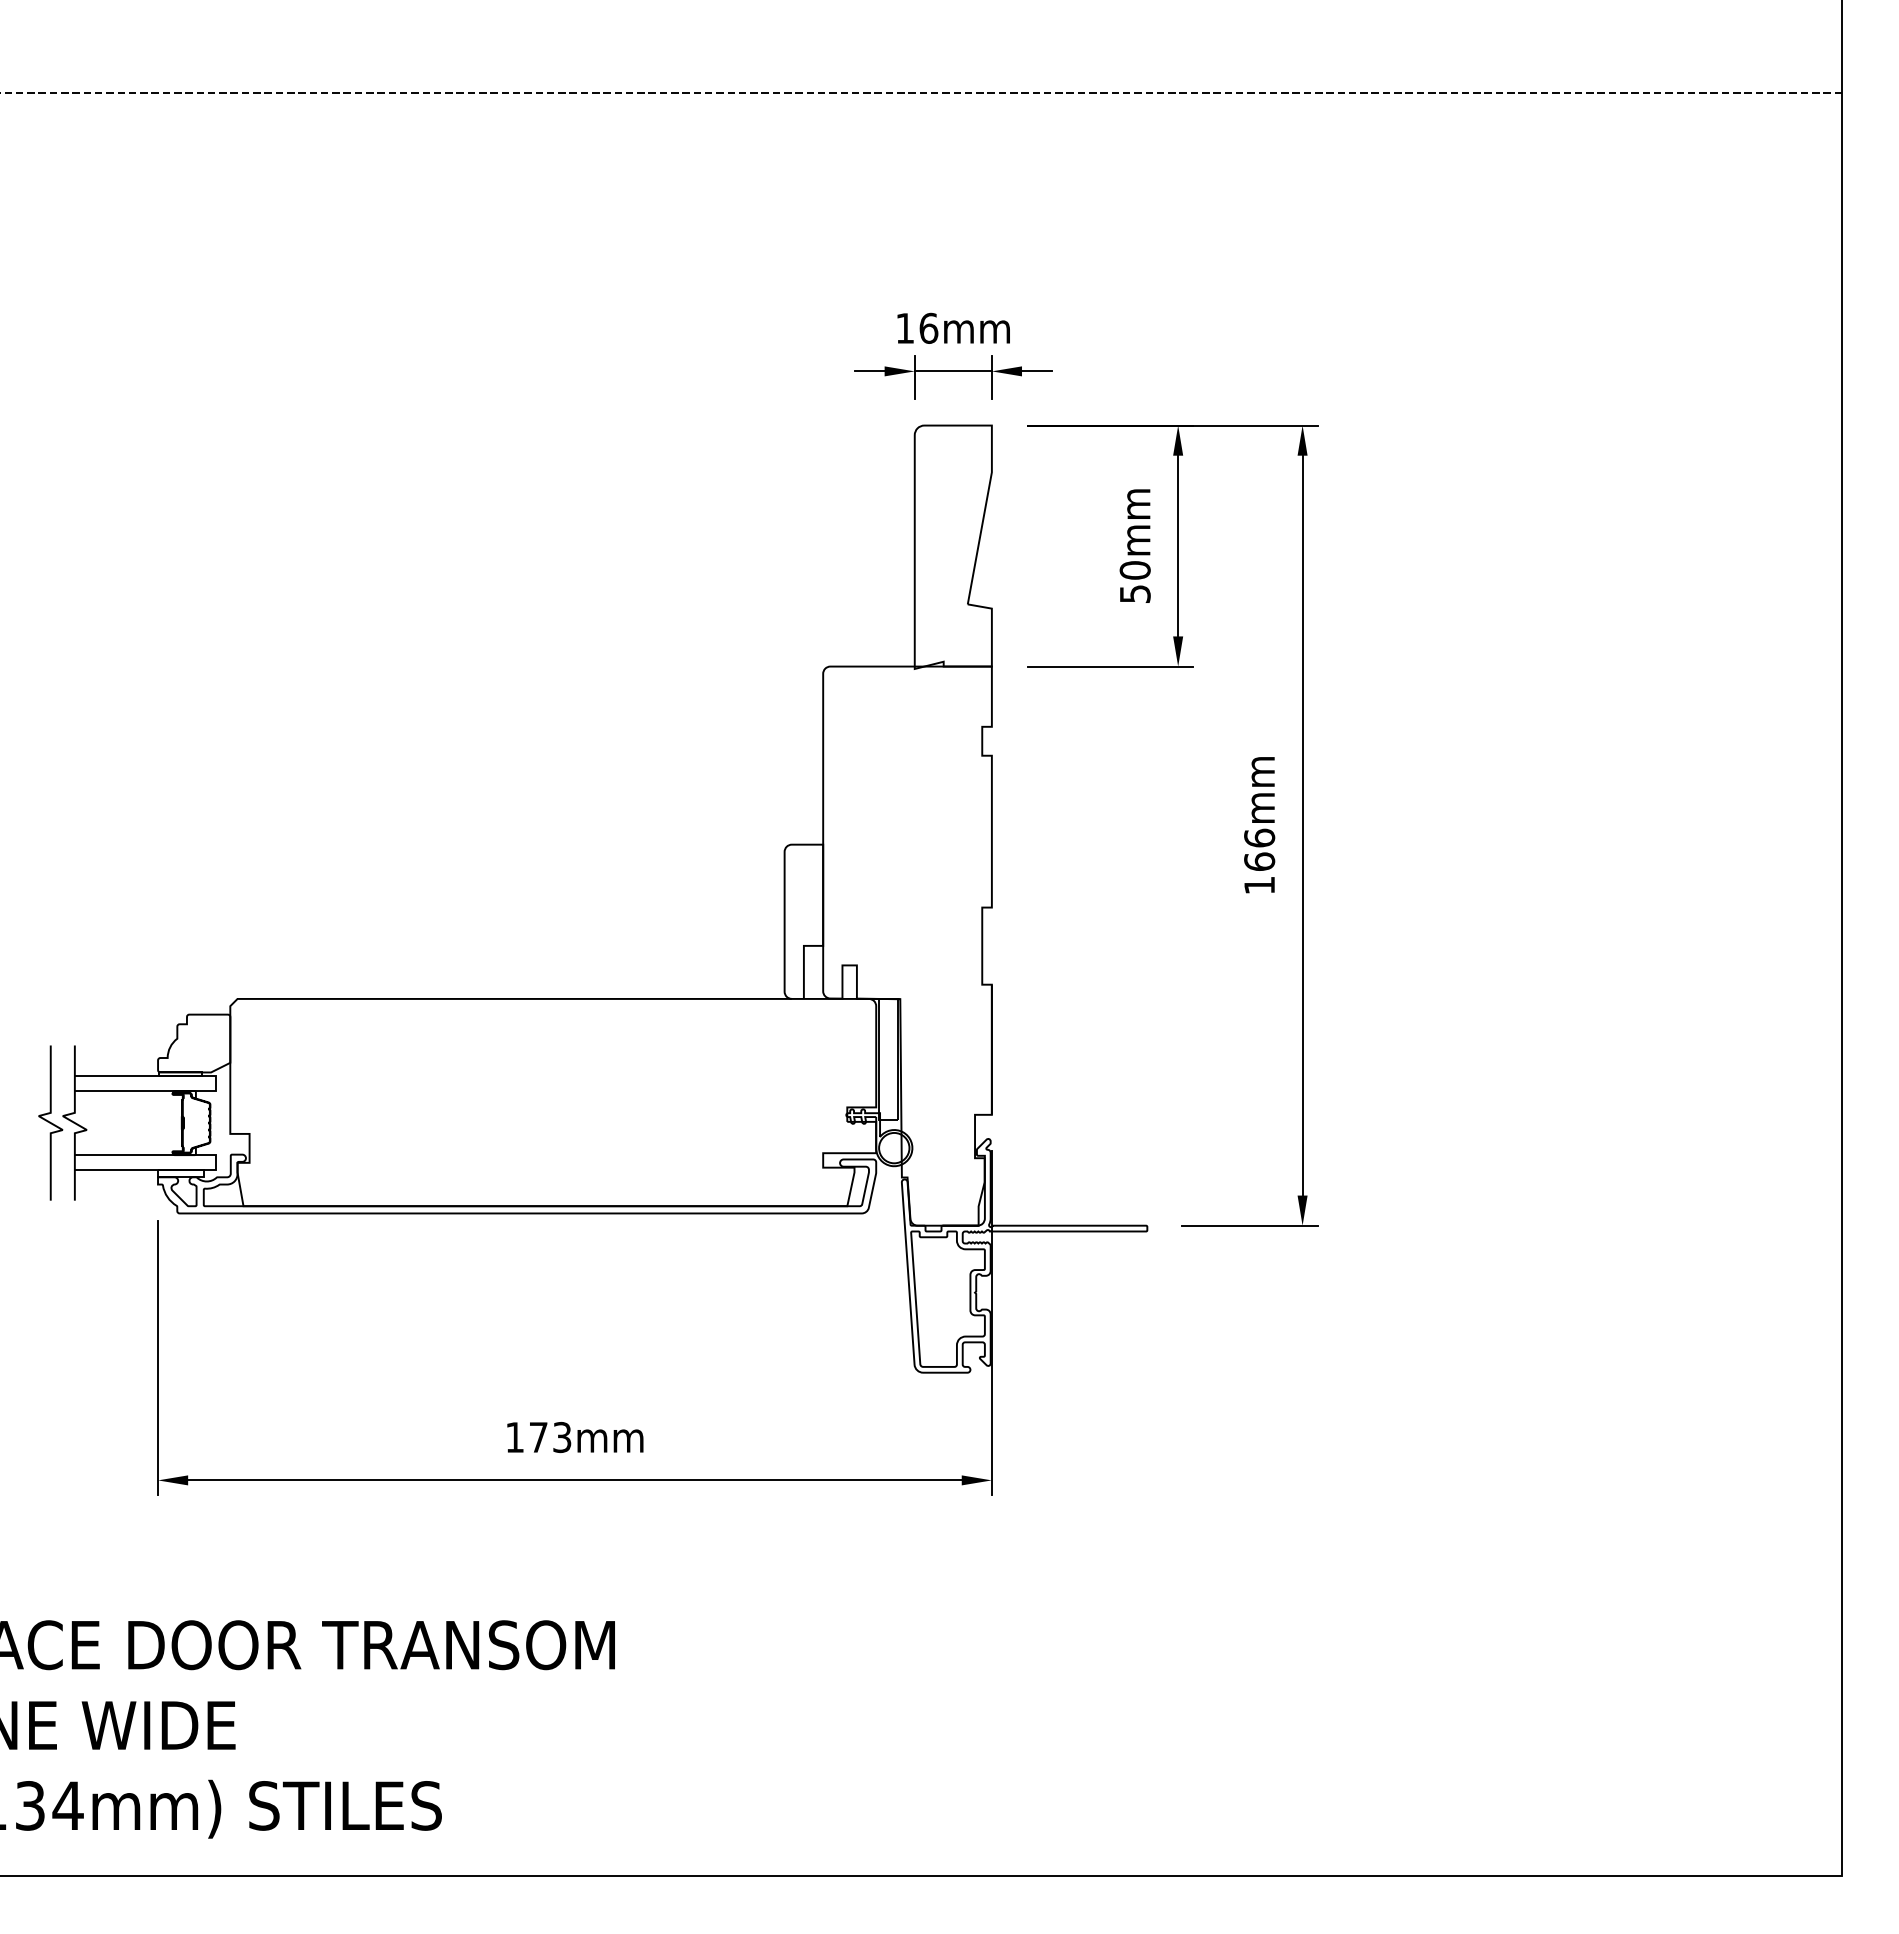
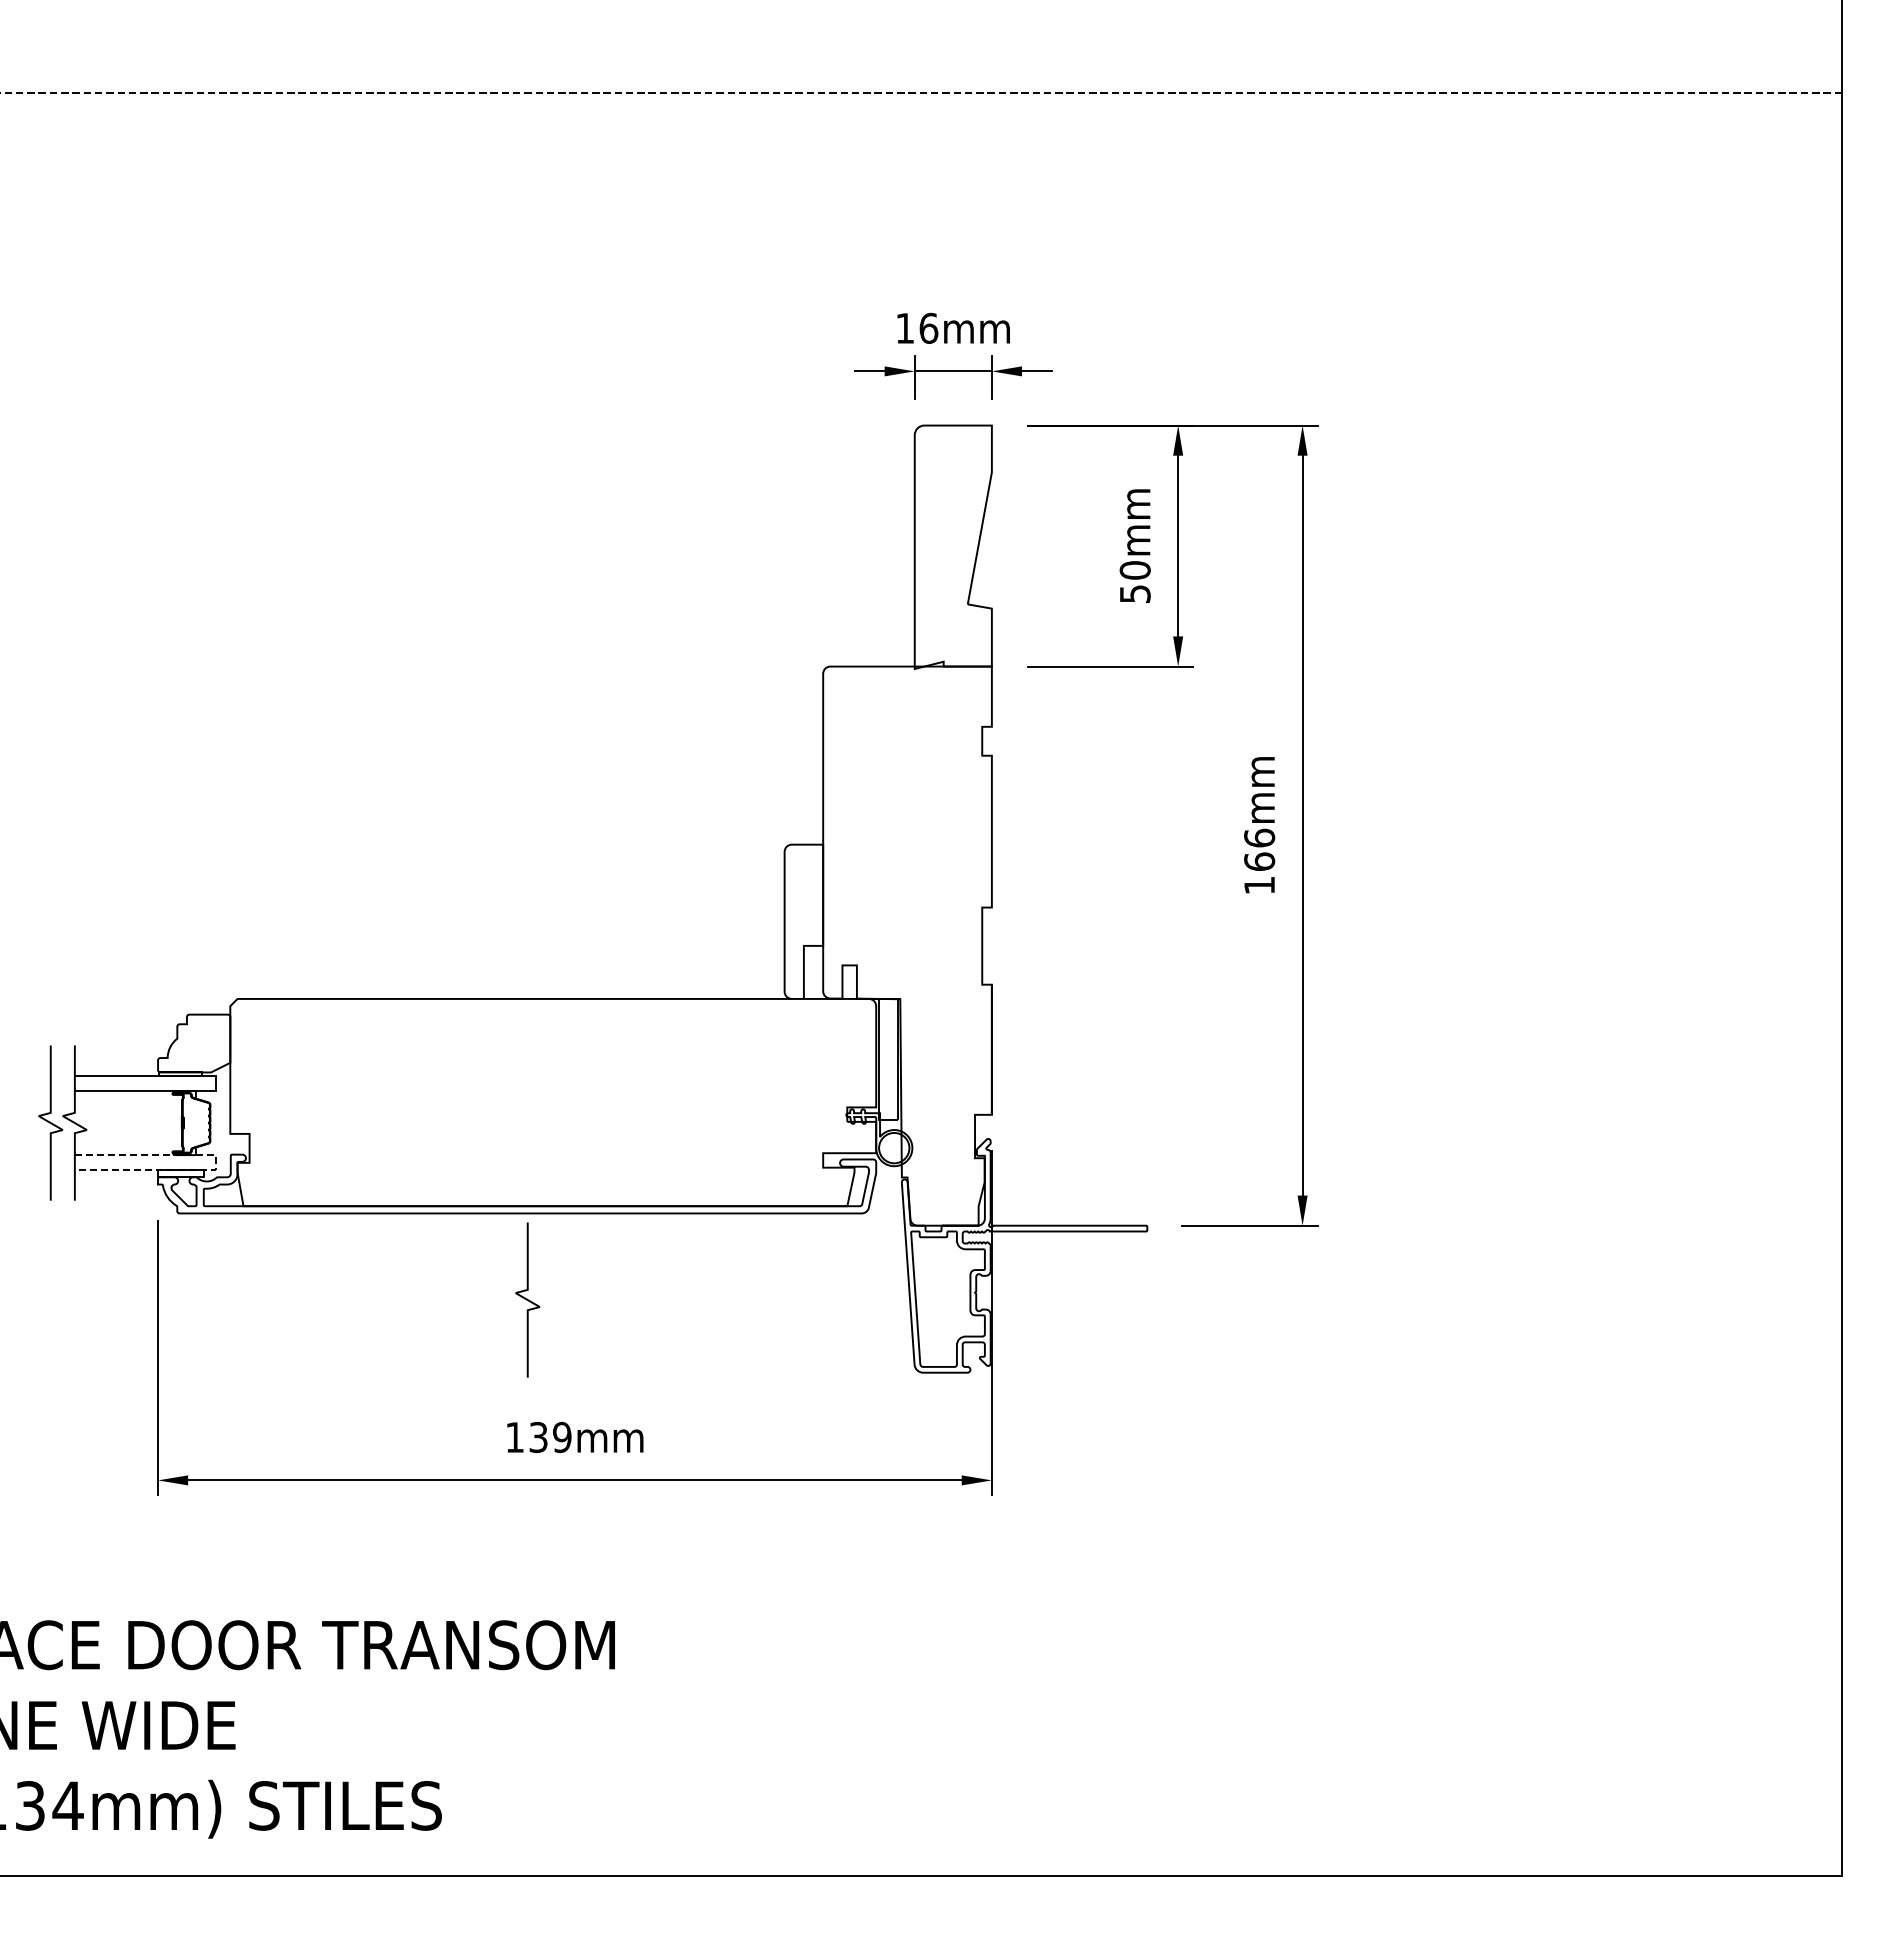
line: solid -> dashed (215, 1163)
curve: none -> present (527, 1299)
text: 173mm -> 139mm (550, 1437)
